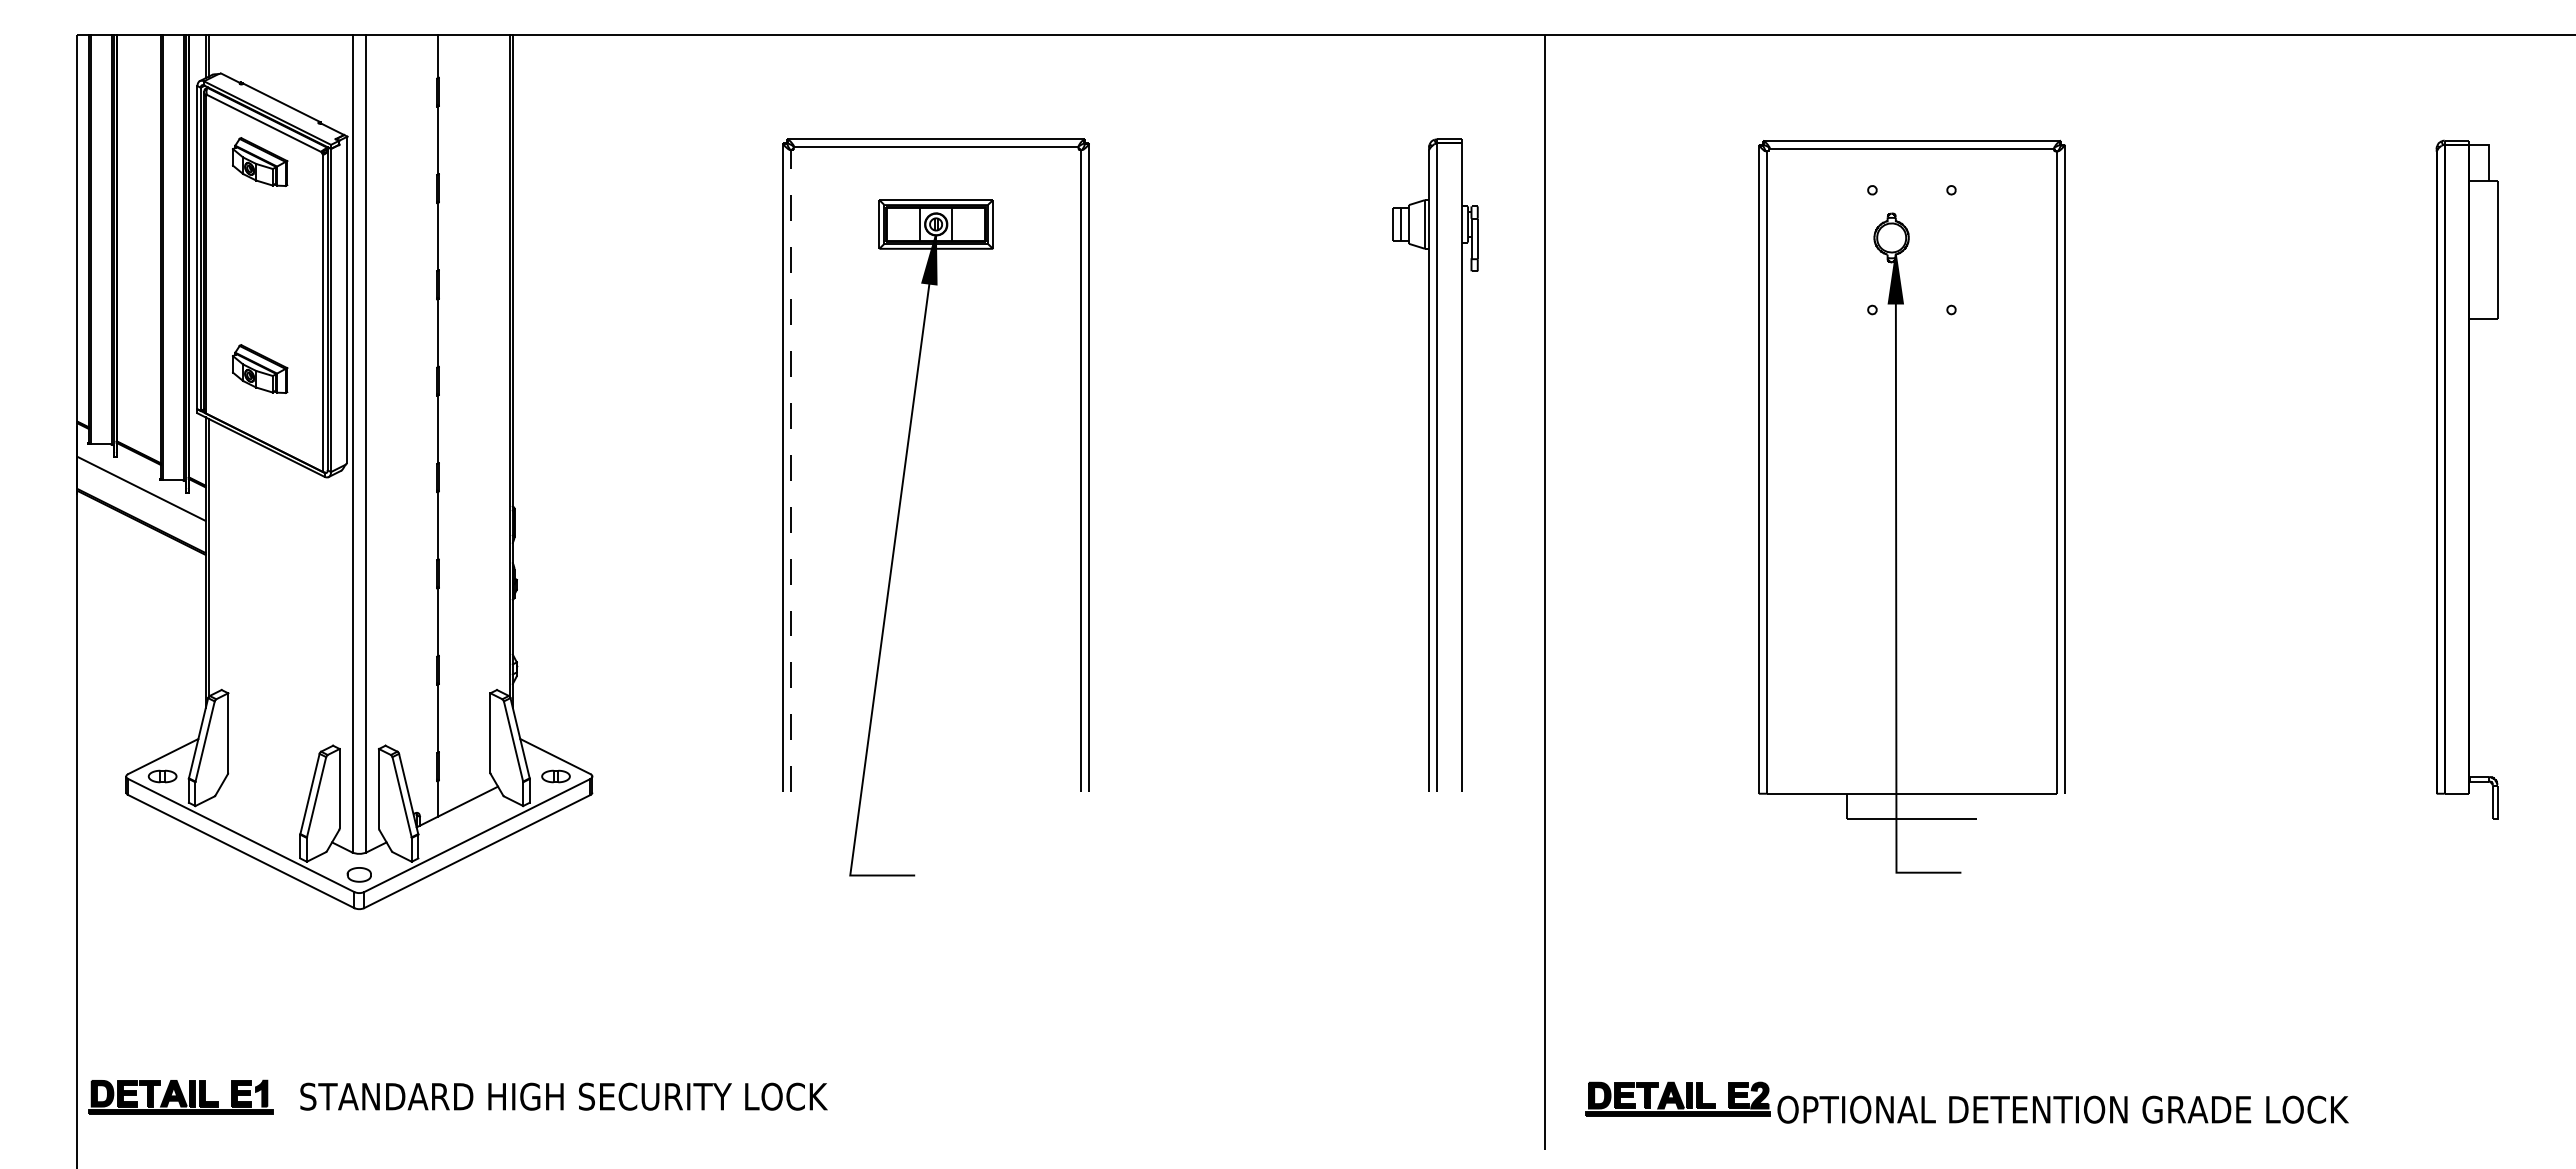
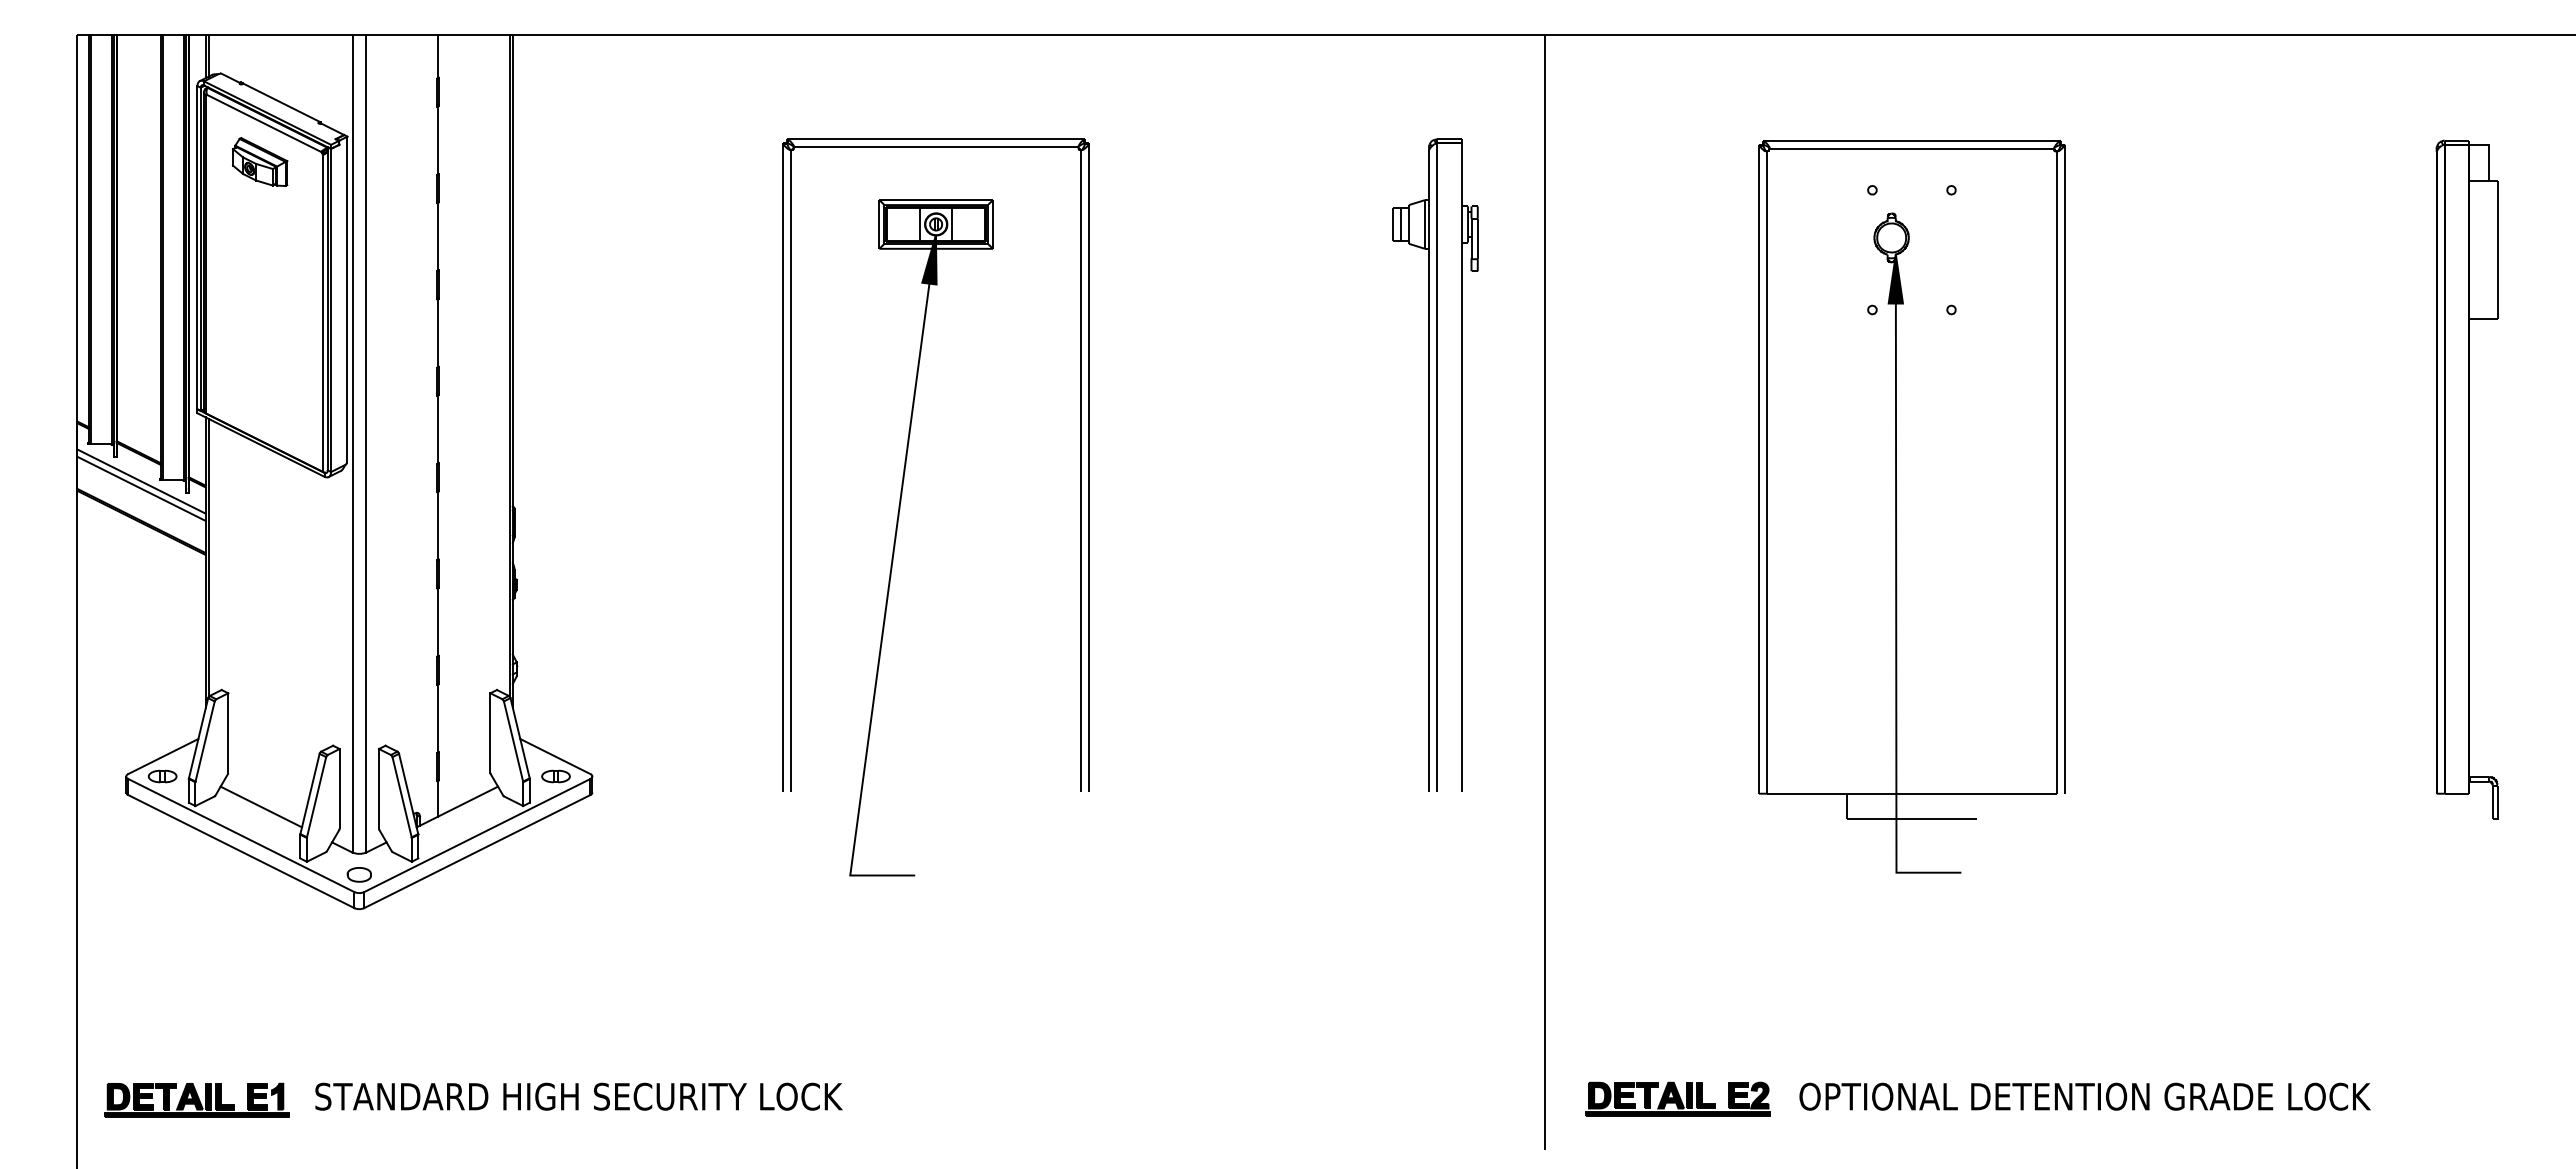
part: present -> none (260, 368)
line: dashed -> solid (791, 470)
line: none -> present (141, 481)
line: none -> present (261, 806)
part position: (180, 1096) -> (196, 1099) (196, 1099)
text position: (563, 1096) -> (578, 1096) (578, 1096)
text position: (2062, 1109) -> (2084, 1096) (2084, 1096)
